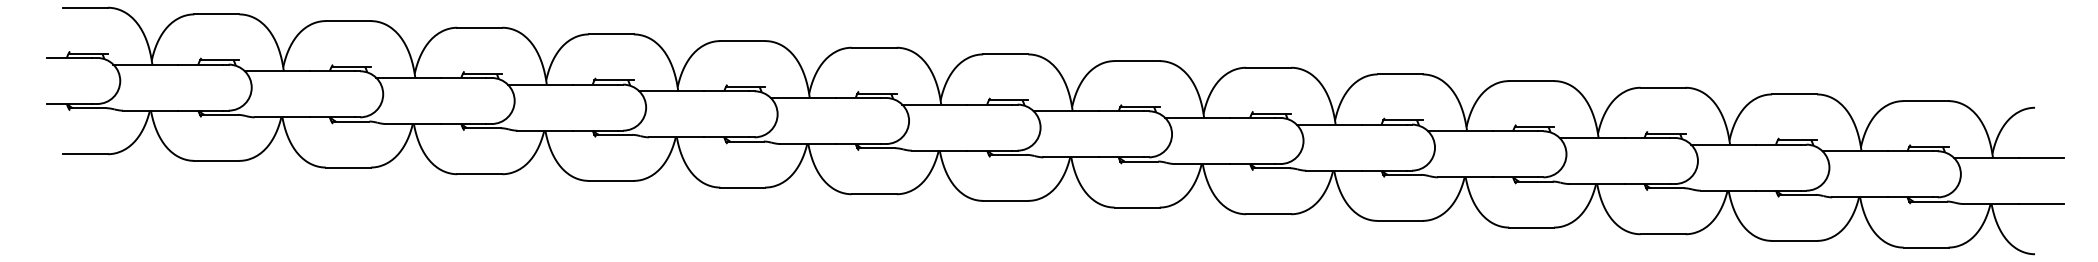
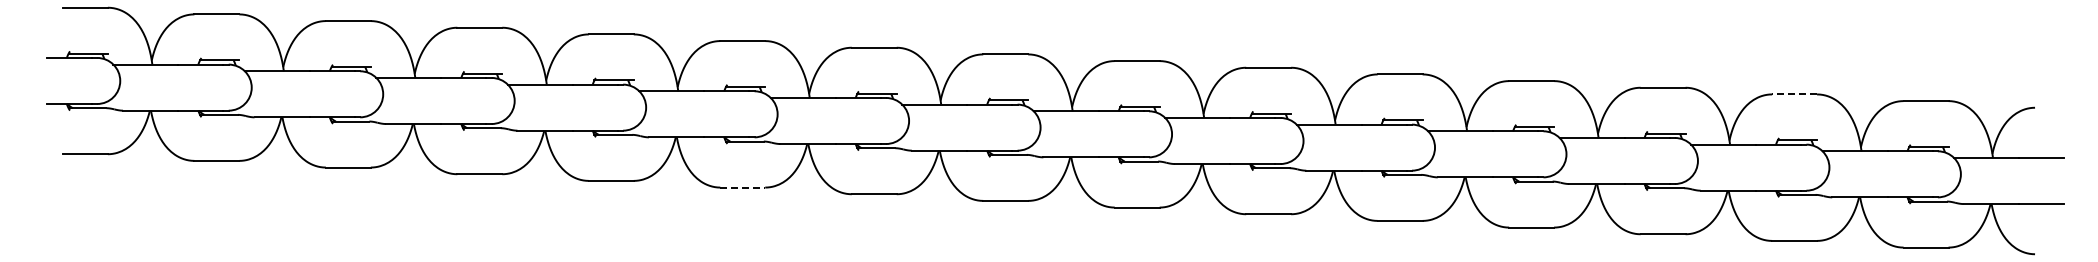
line: solid -> dashed (1794, 94)
line: solid -> dashed (743, 187)
